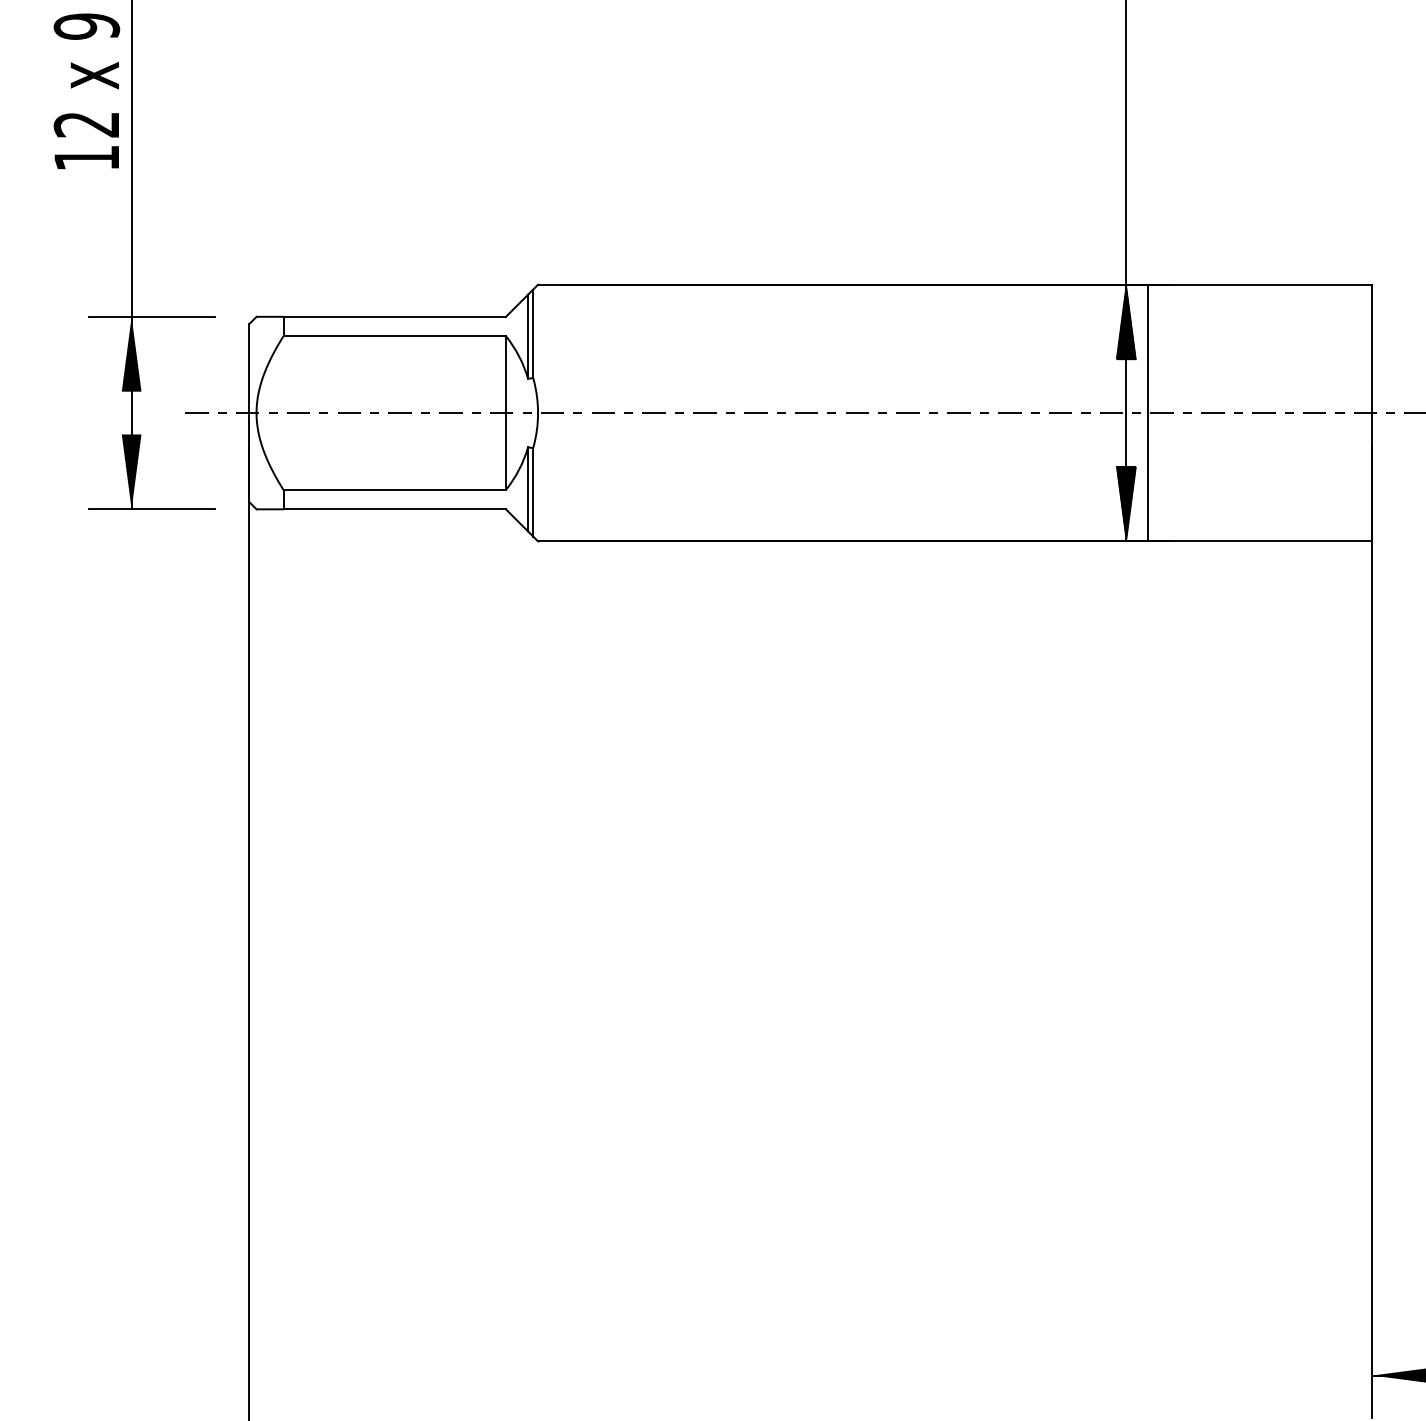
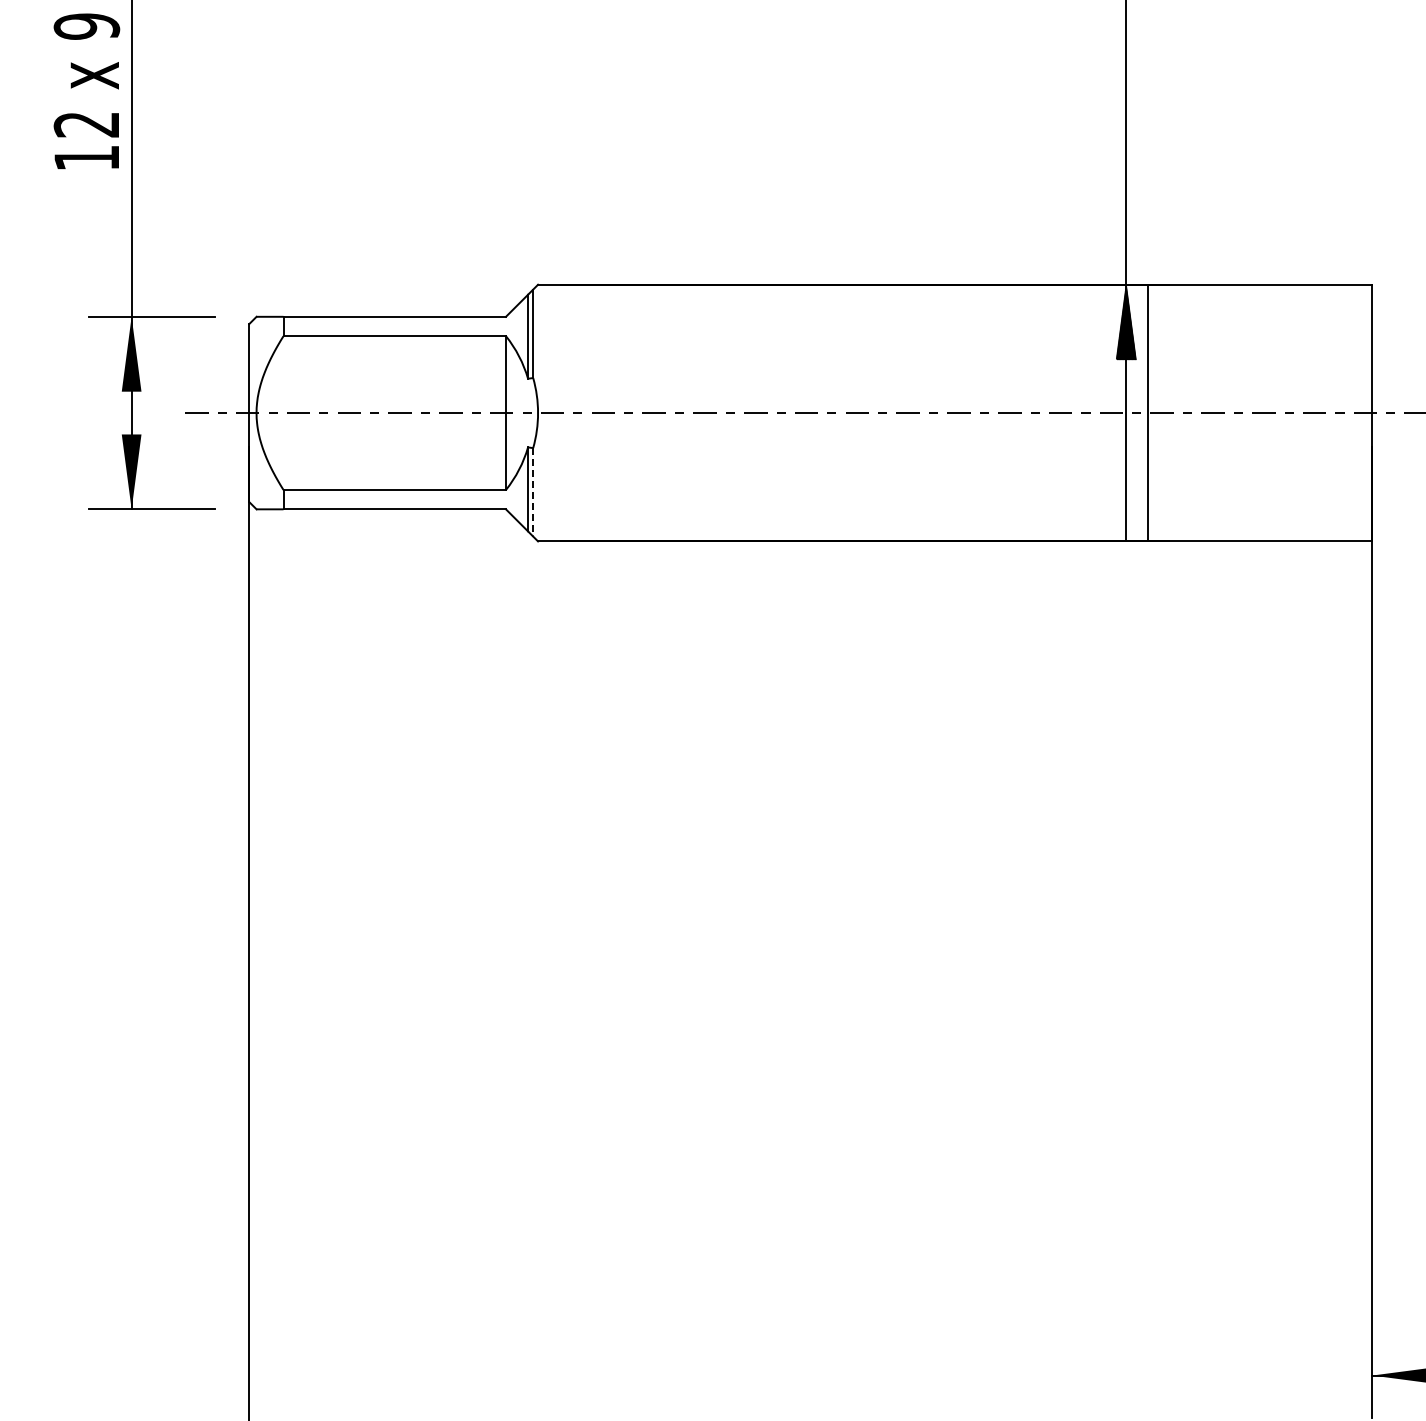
line: solid -> dashed (533, 492)
hatch: present -> none (1126, 503)
